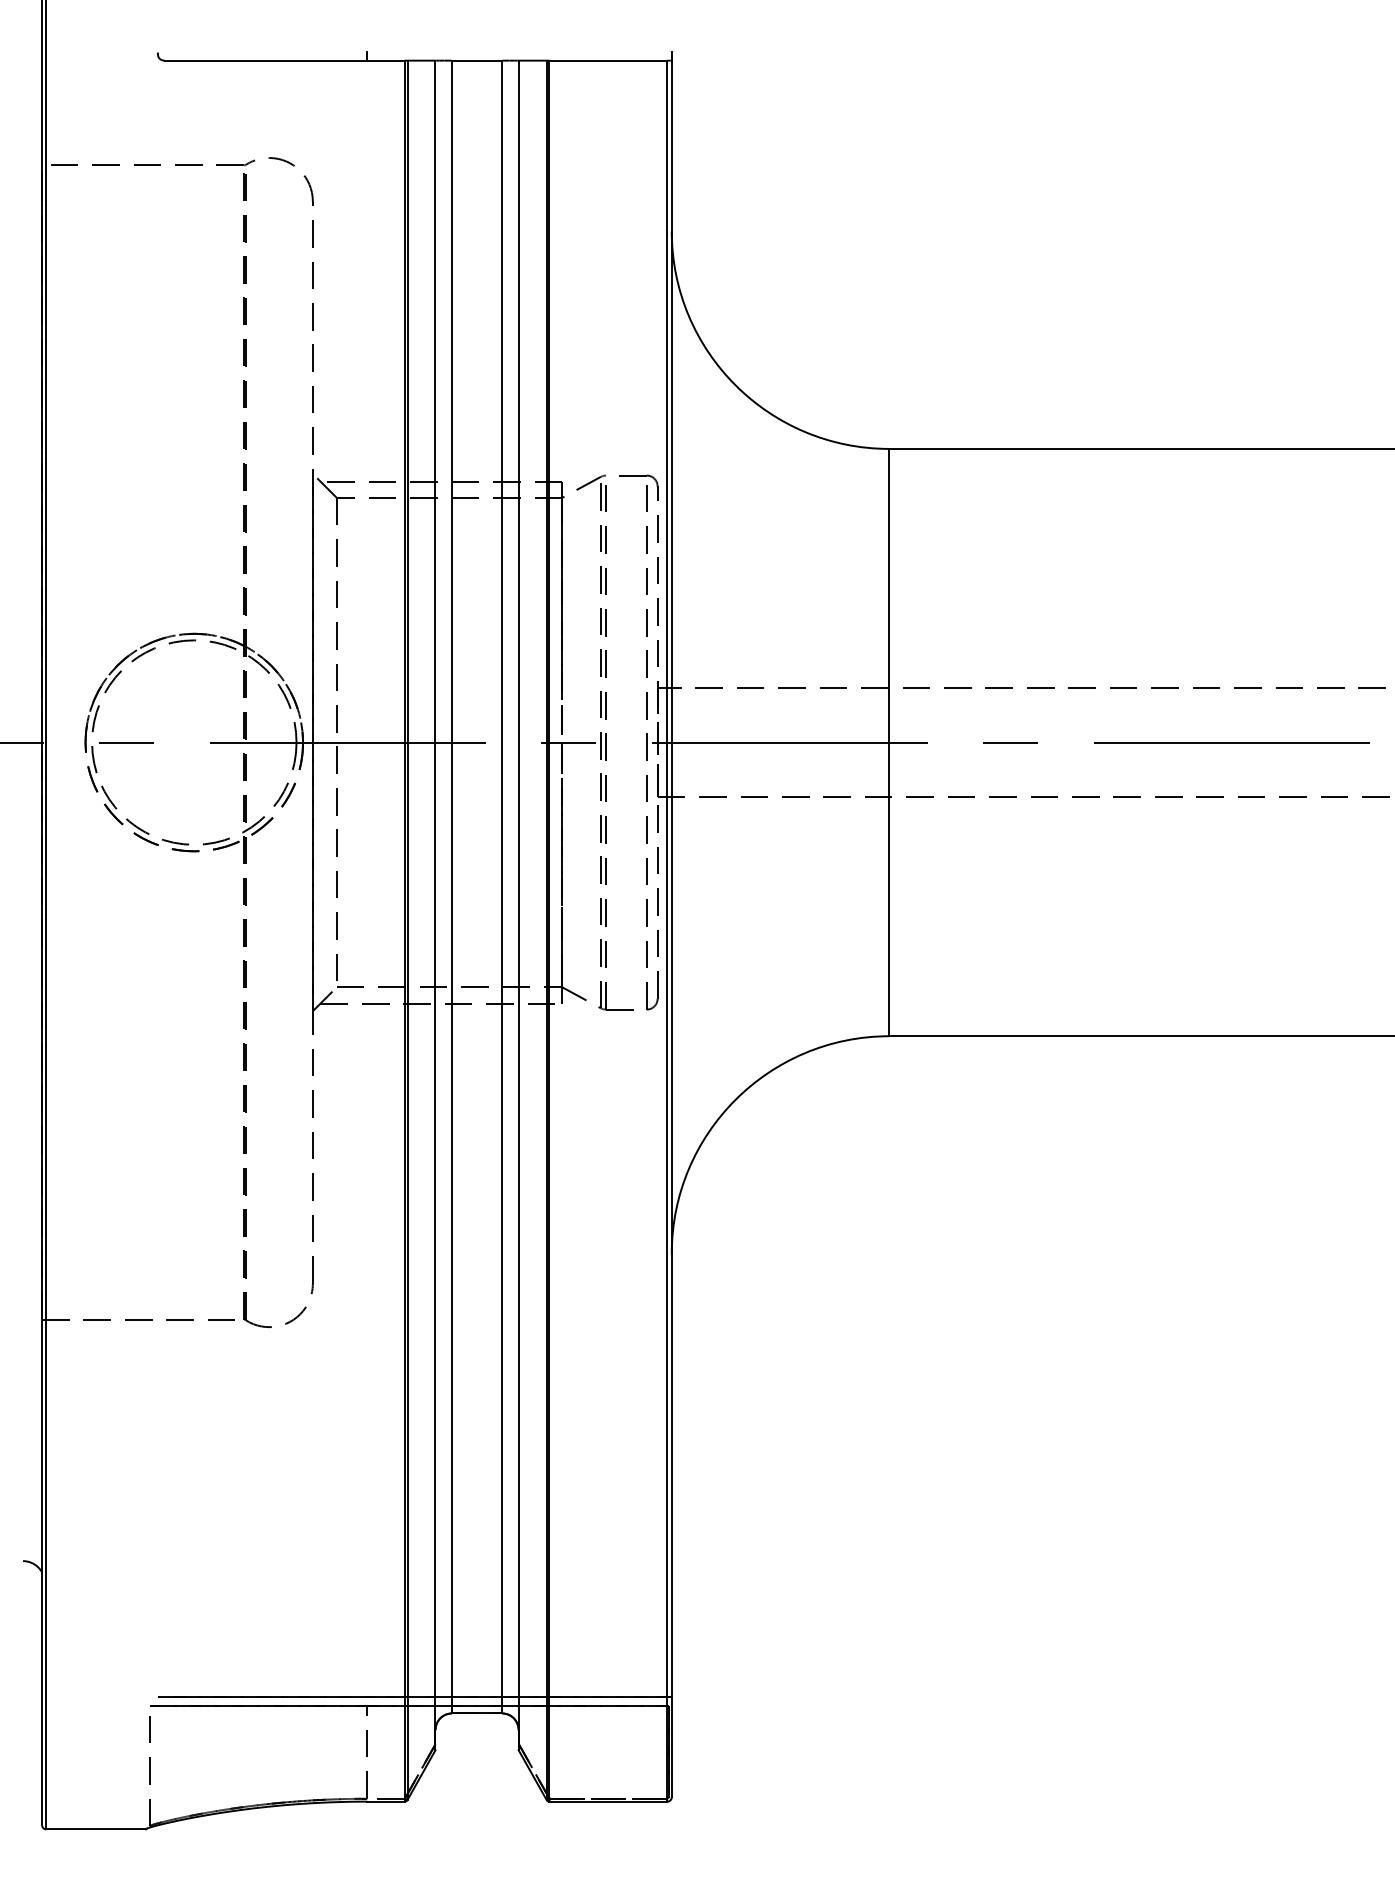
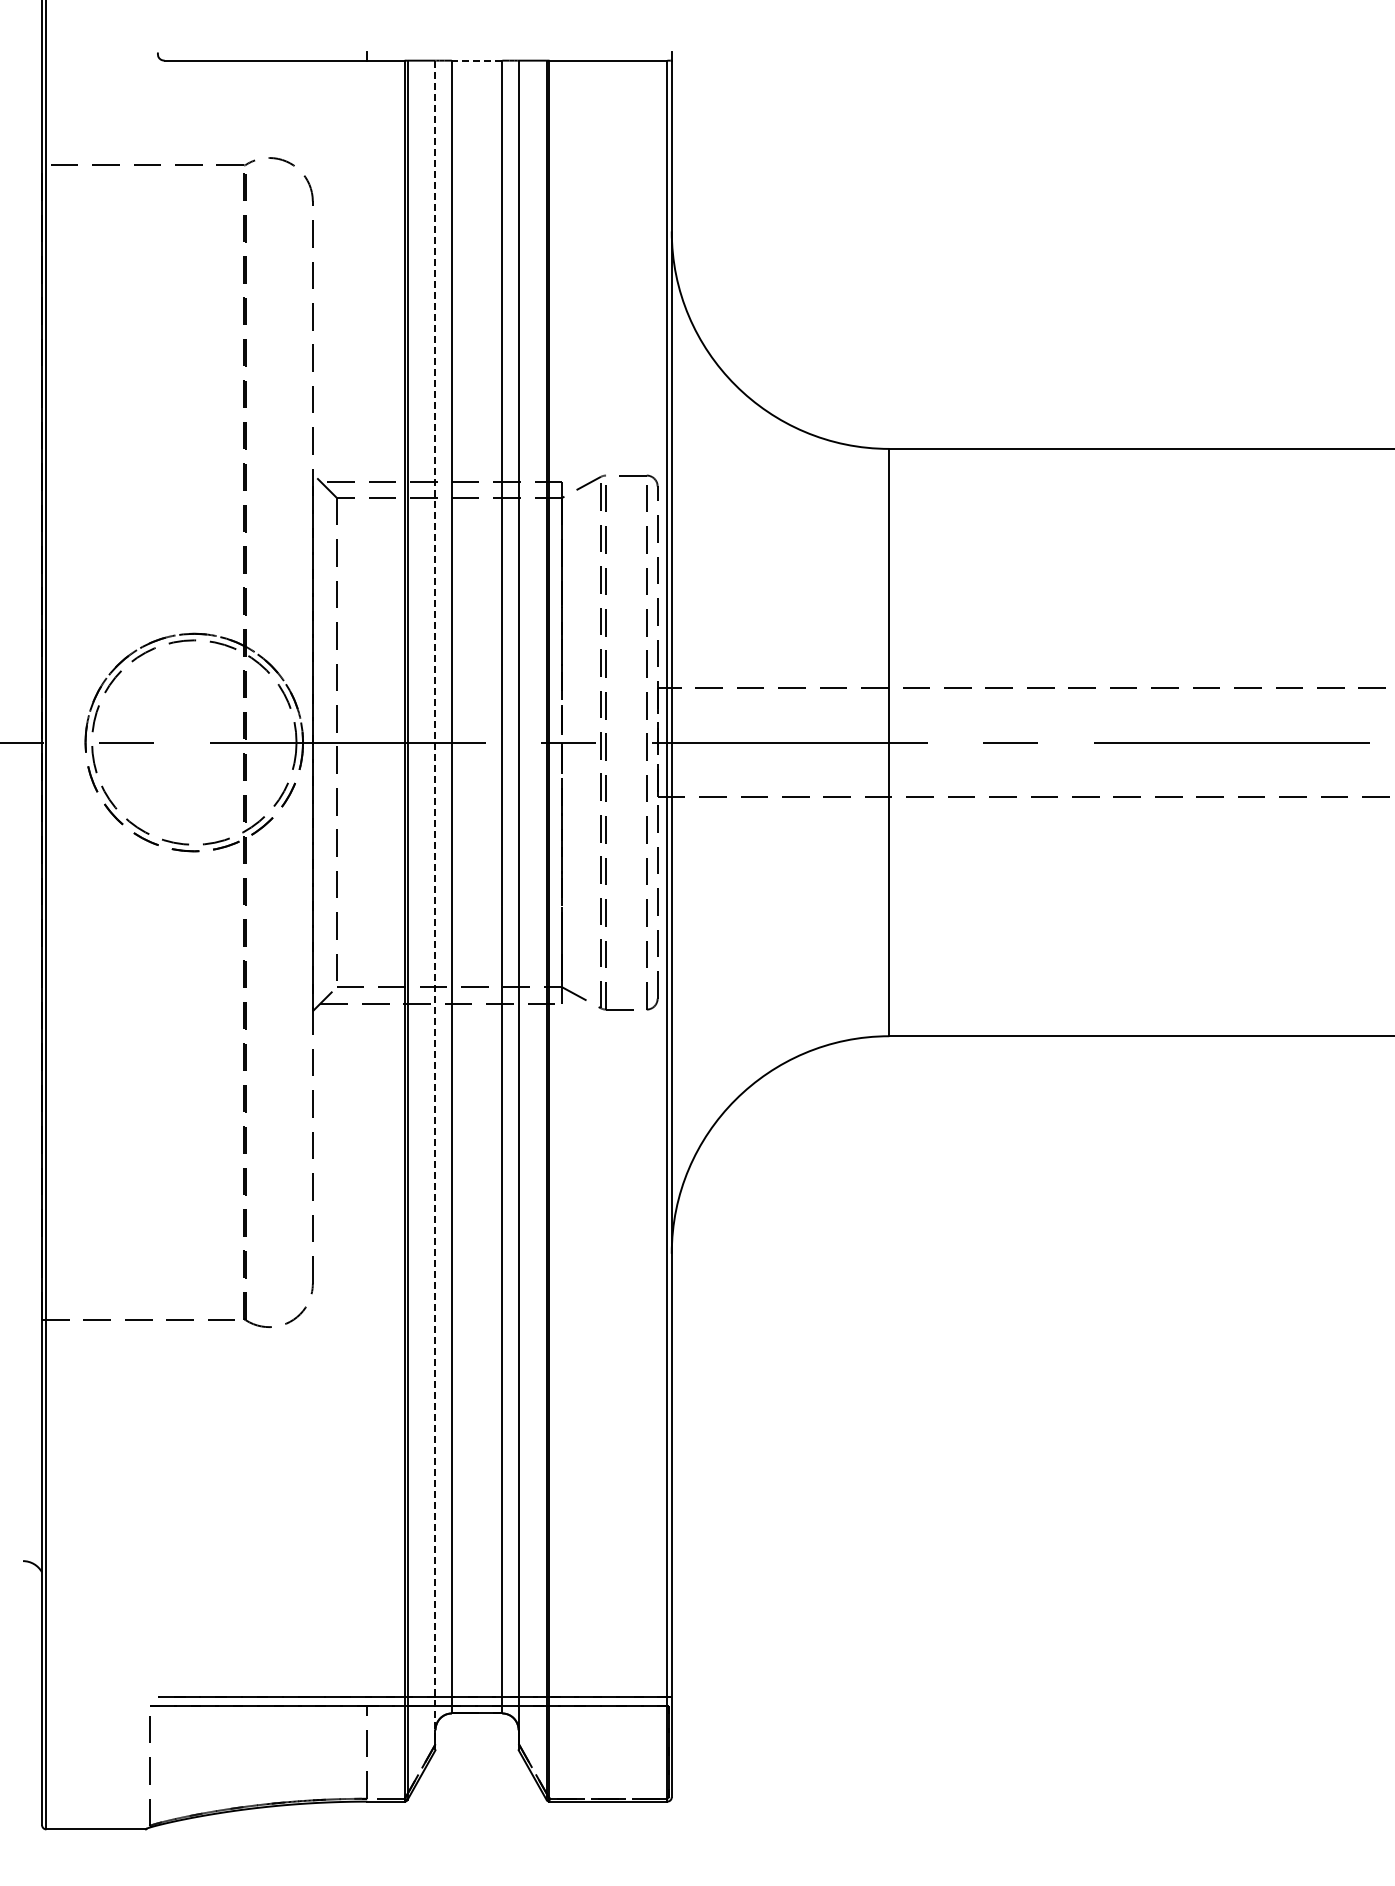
line: solid -> dashed (476, 60)
line: solid -> dashed (435, 905)
